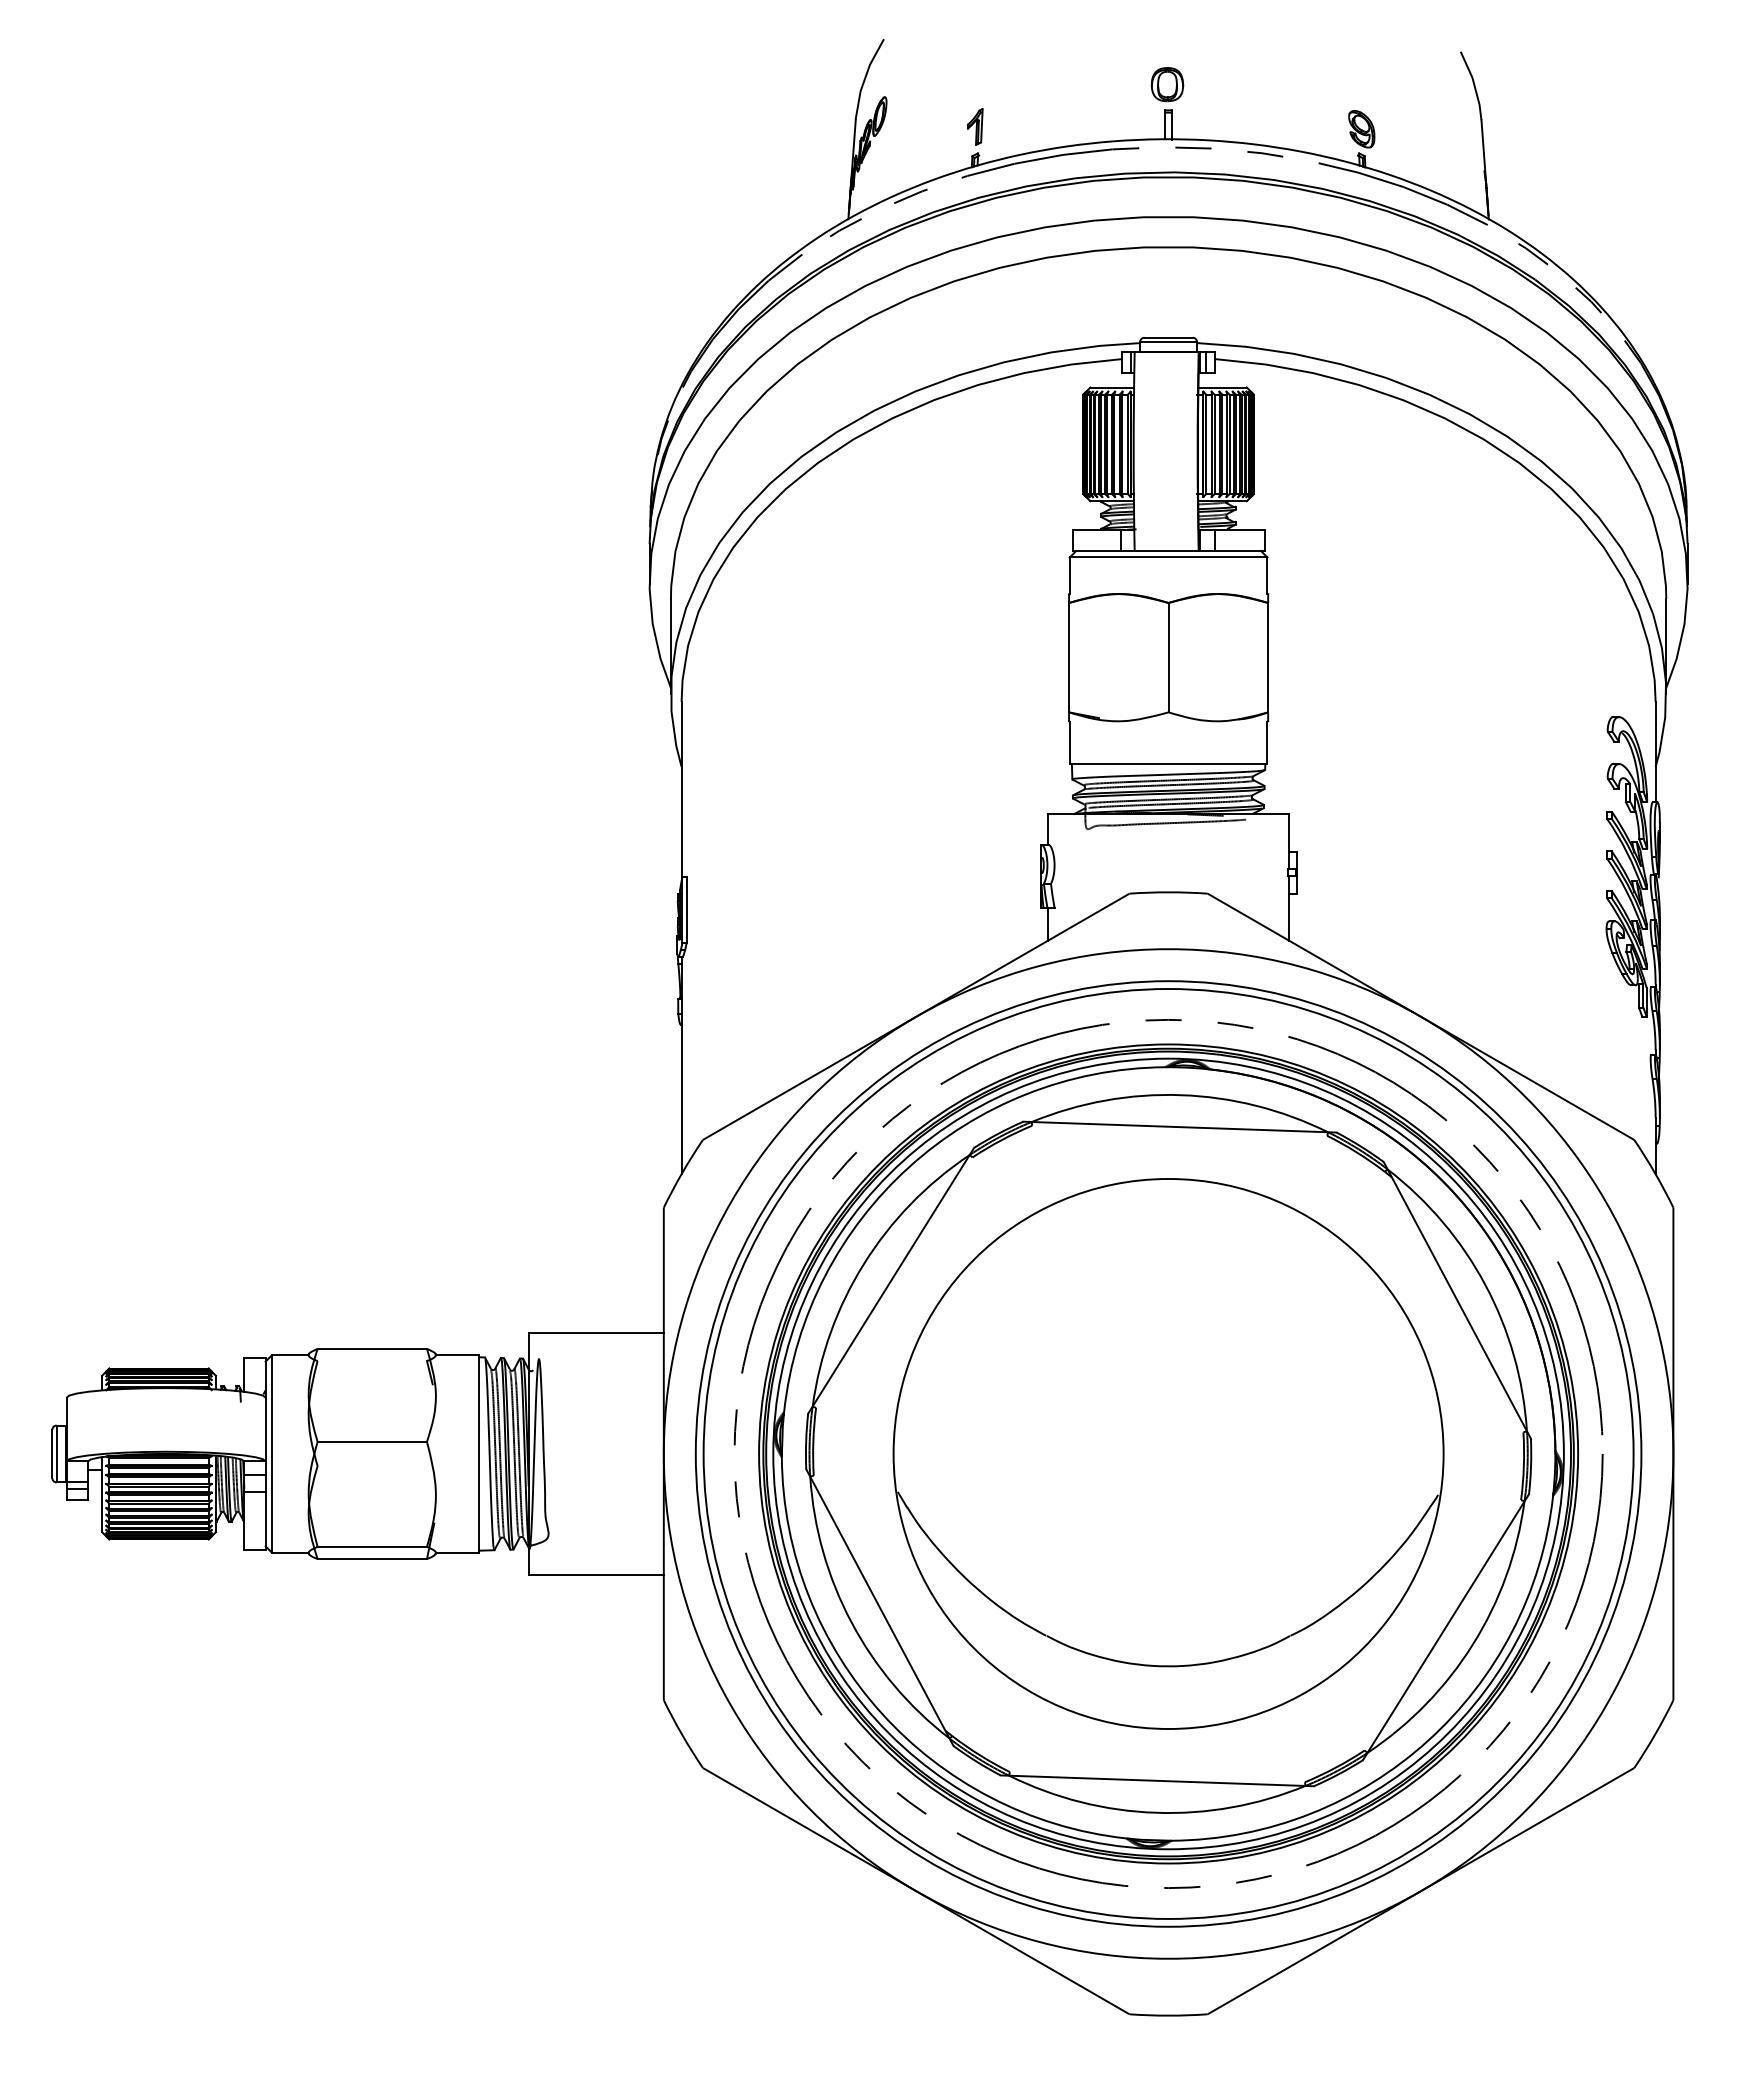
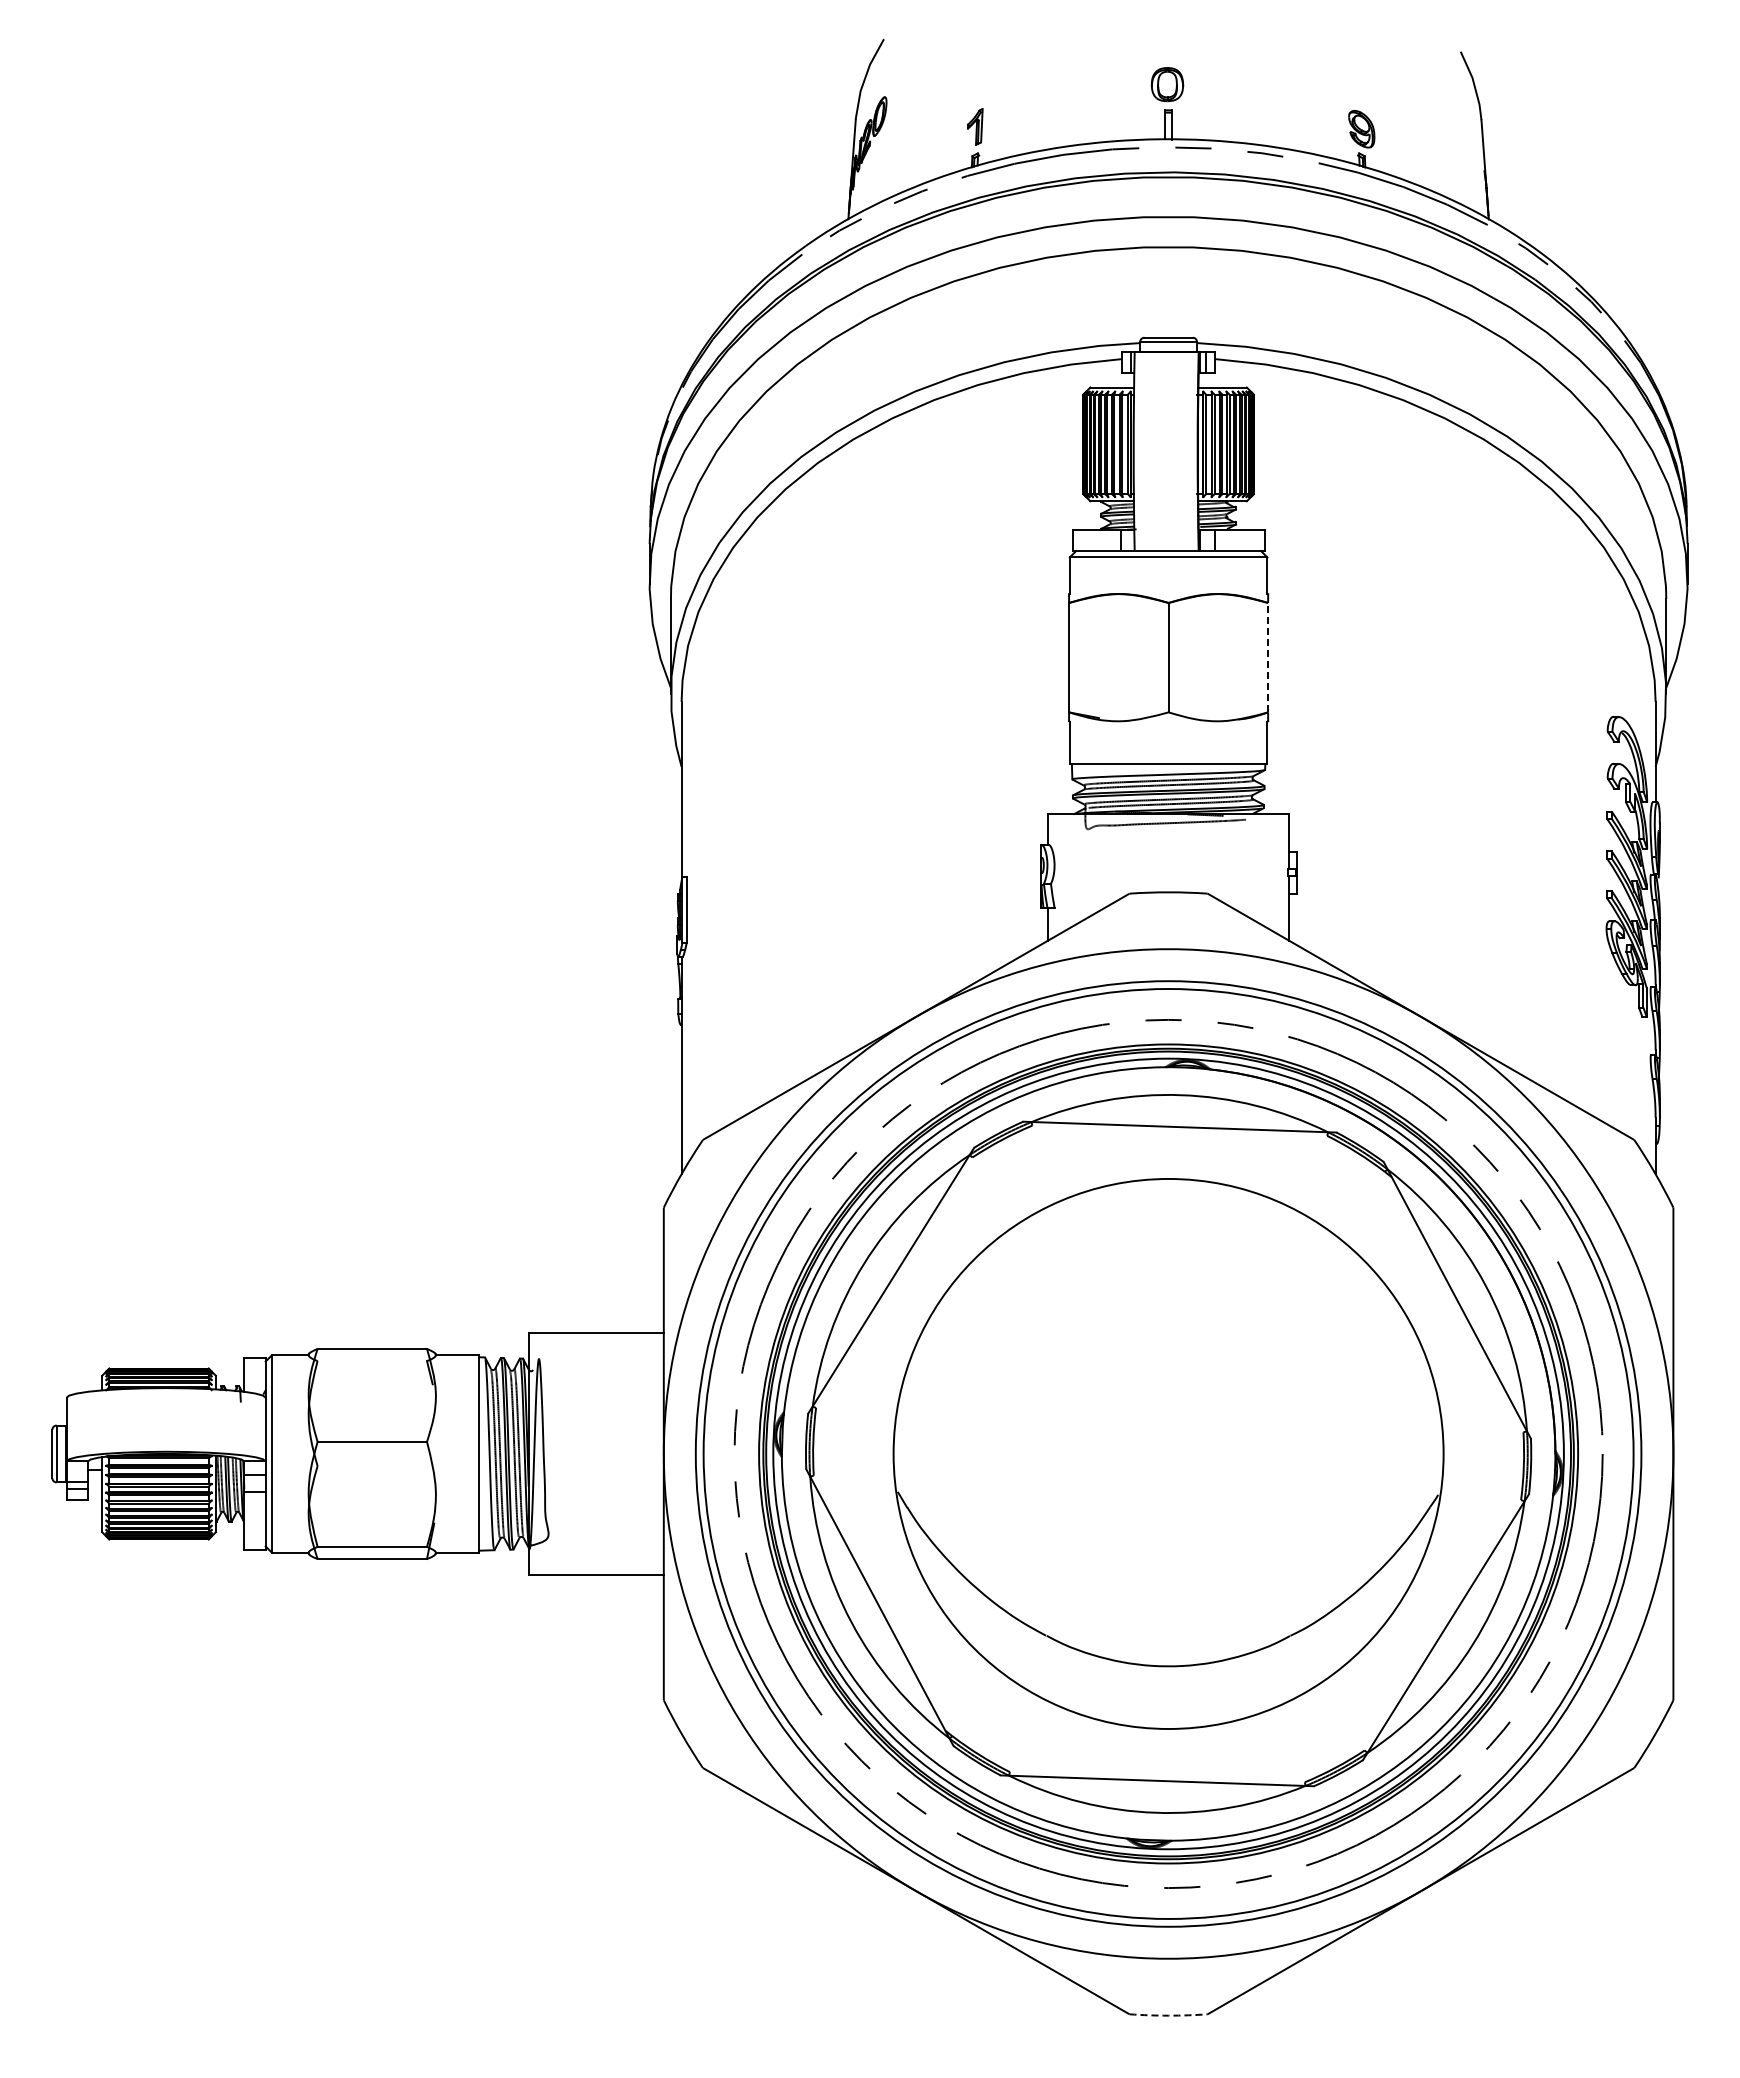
line: solid -> dashed (1268, 657)
arc: solid -> dashed (1168, 2015)
